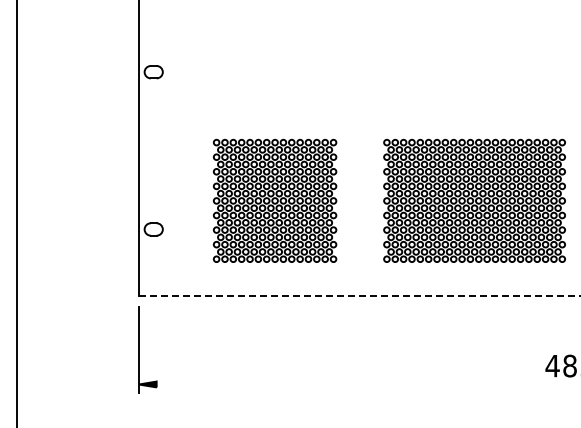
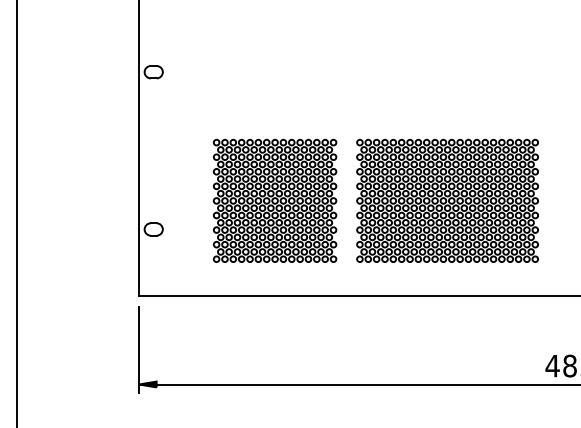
part position: (474, 200) -> (447, 200) (447, 200)
line: dashed -> solid (359, 295)
line: none -> present (357, 384)
